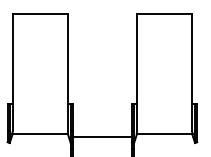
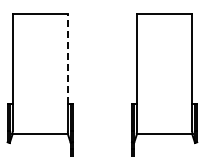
line: solid -> dashed (67, 59)
line: present -> none (101, 136)
